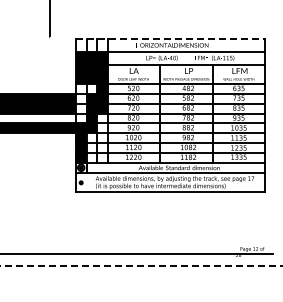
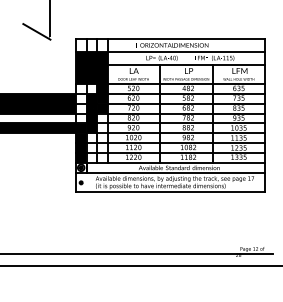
line: none -> present (36, 31)
line: dashed -> solid (170, 38)
line: dashed -> solid (141, 266)
